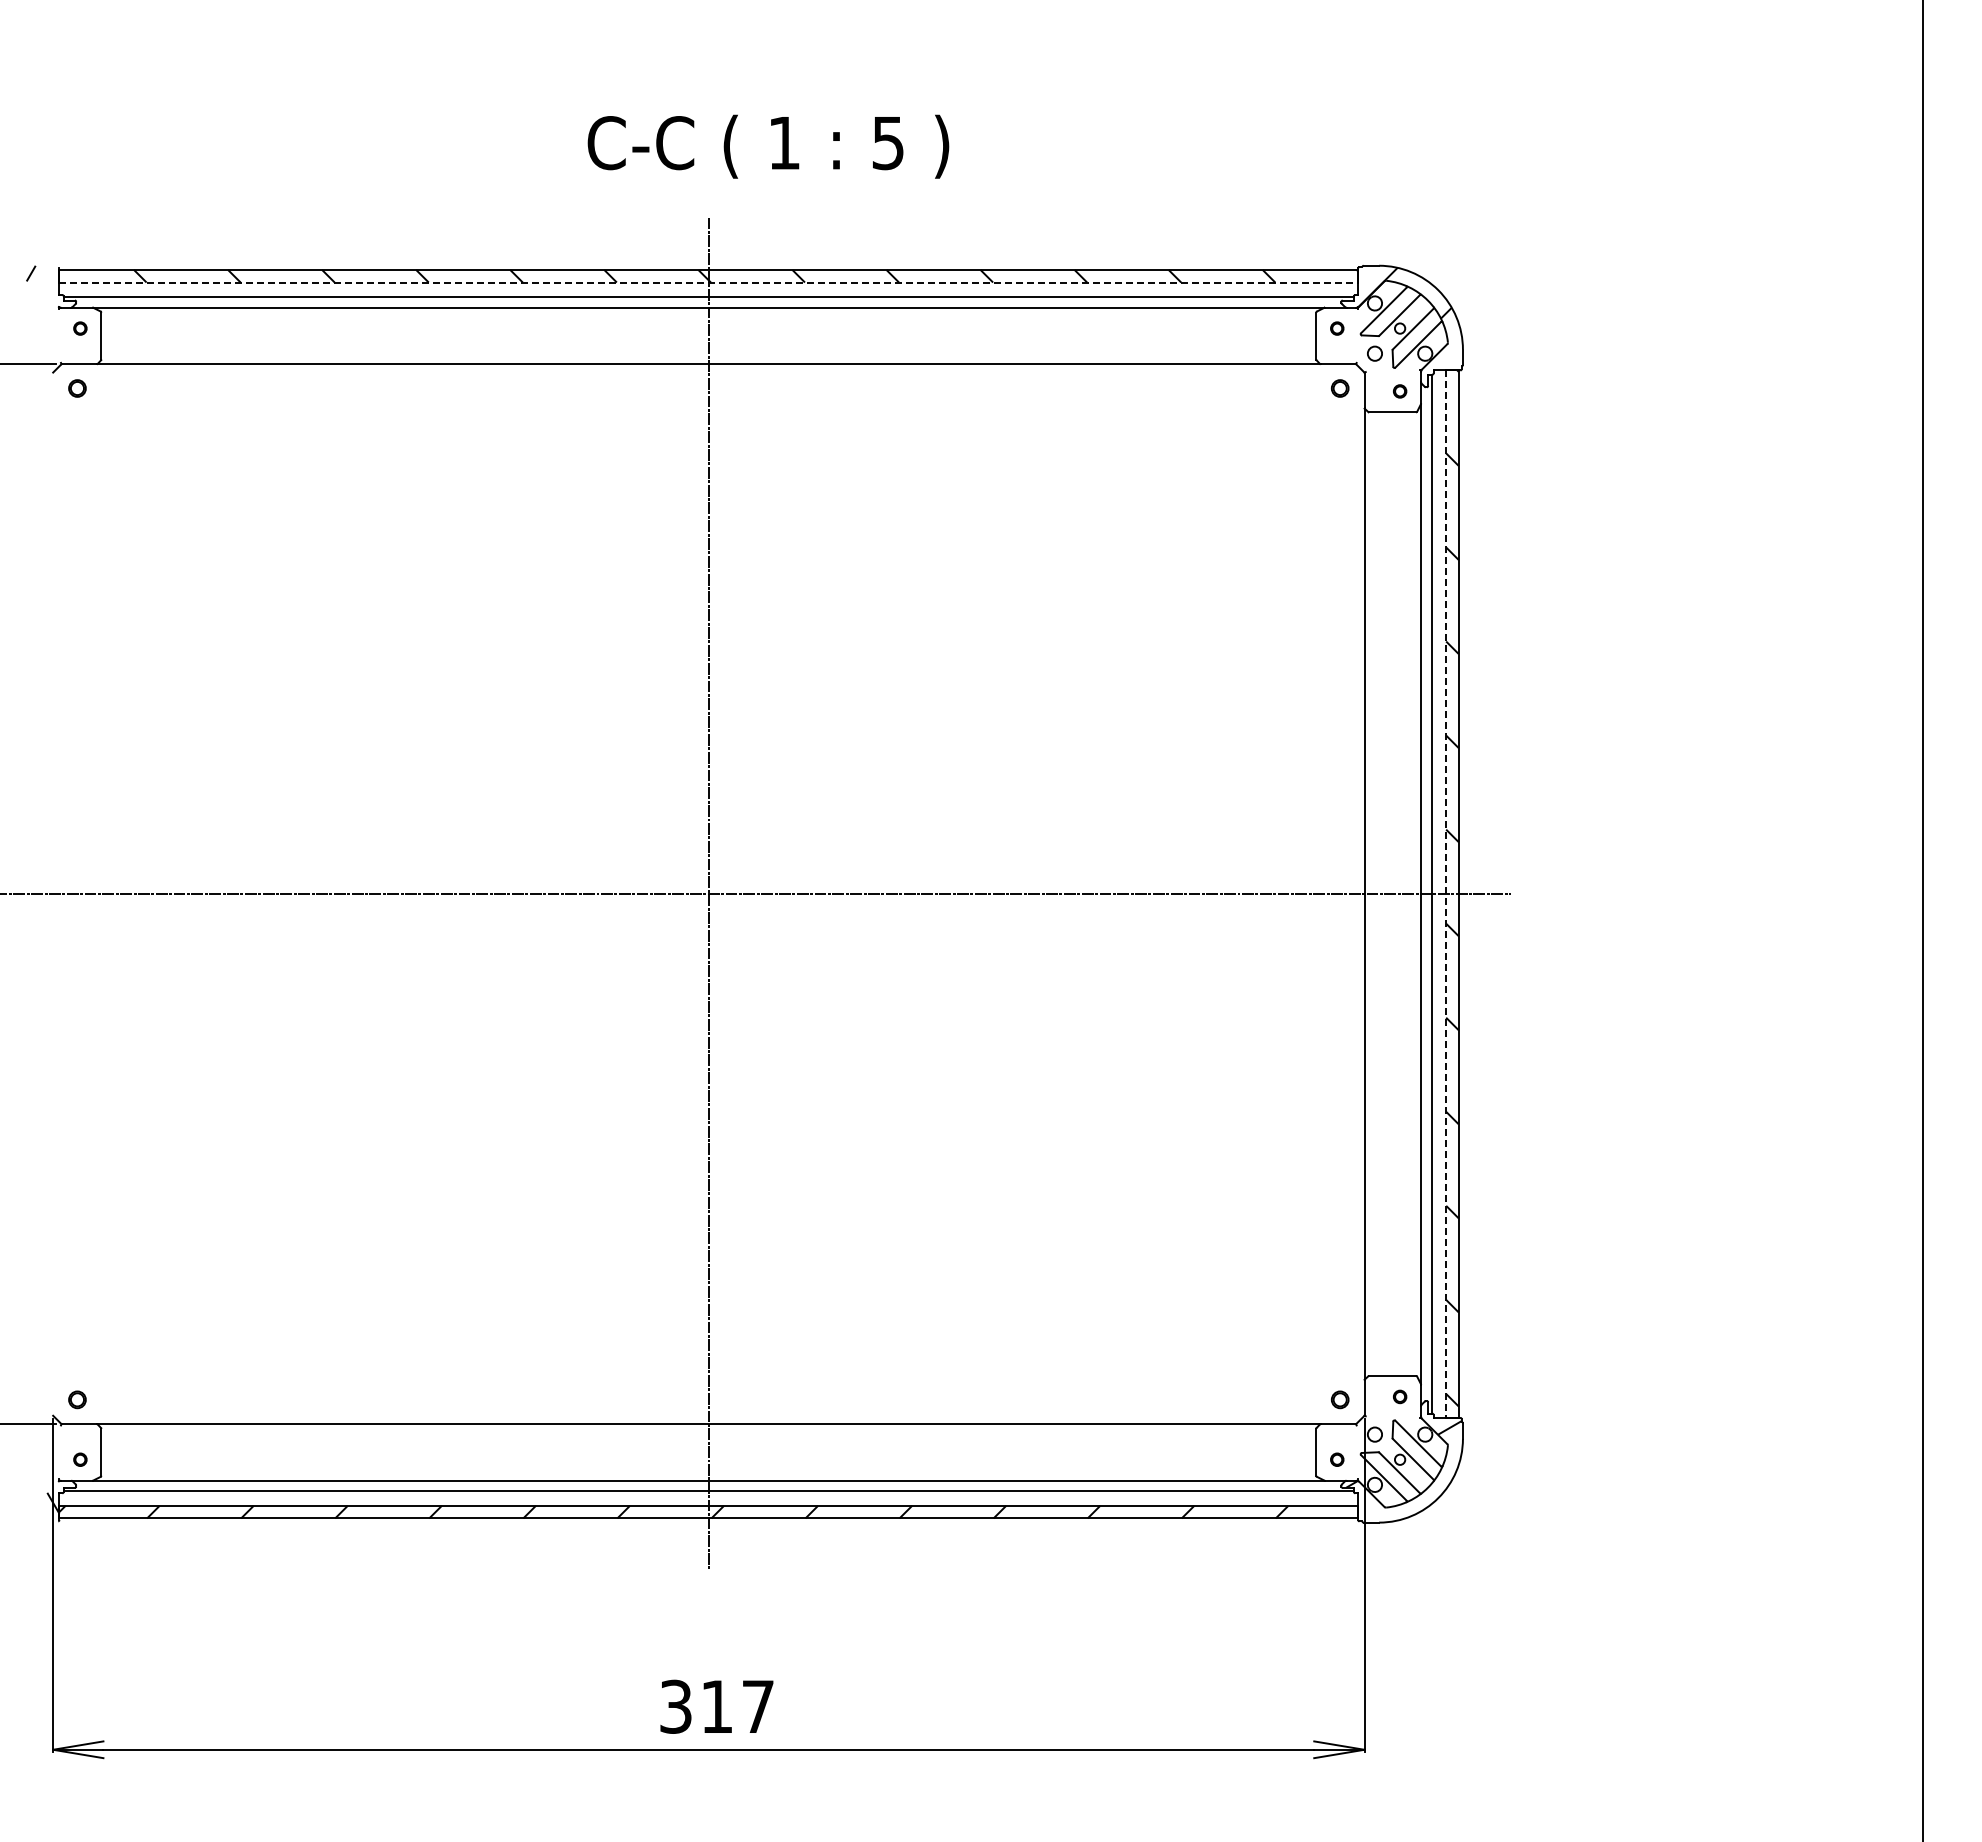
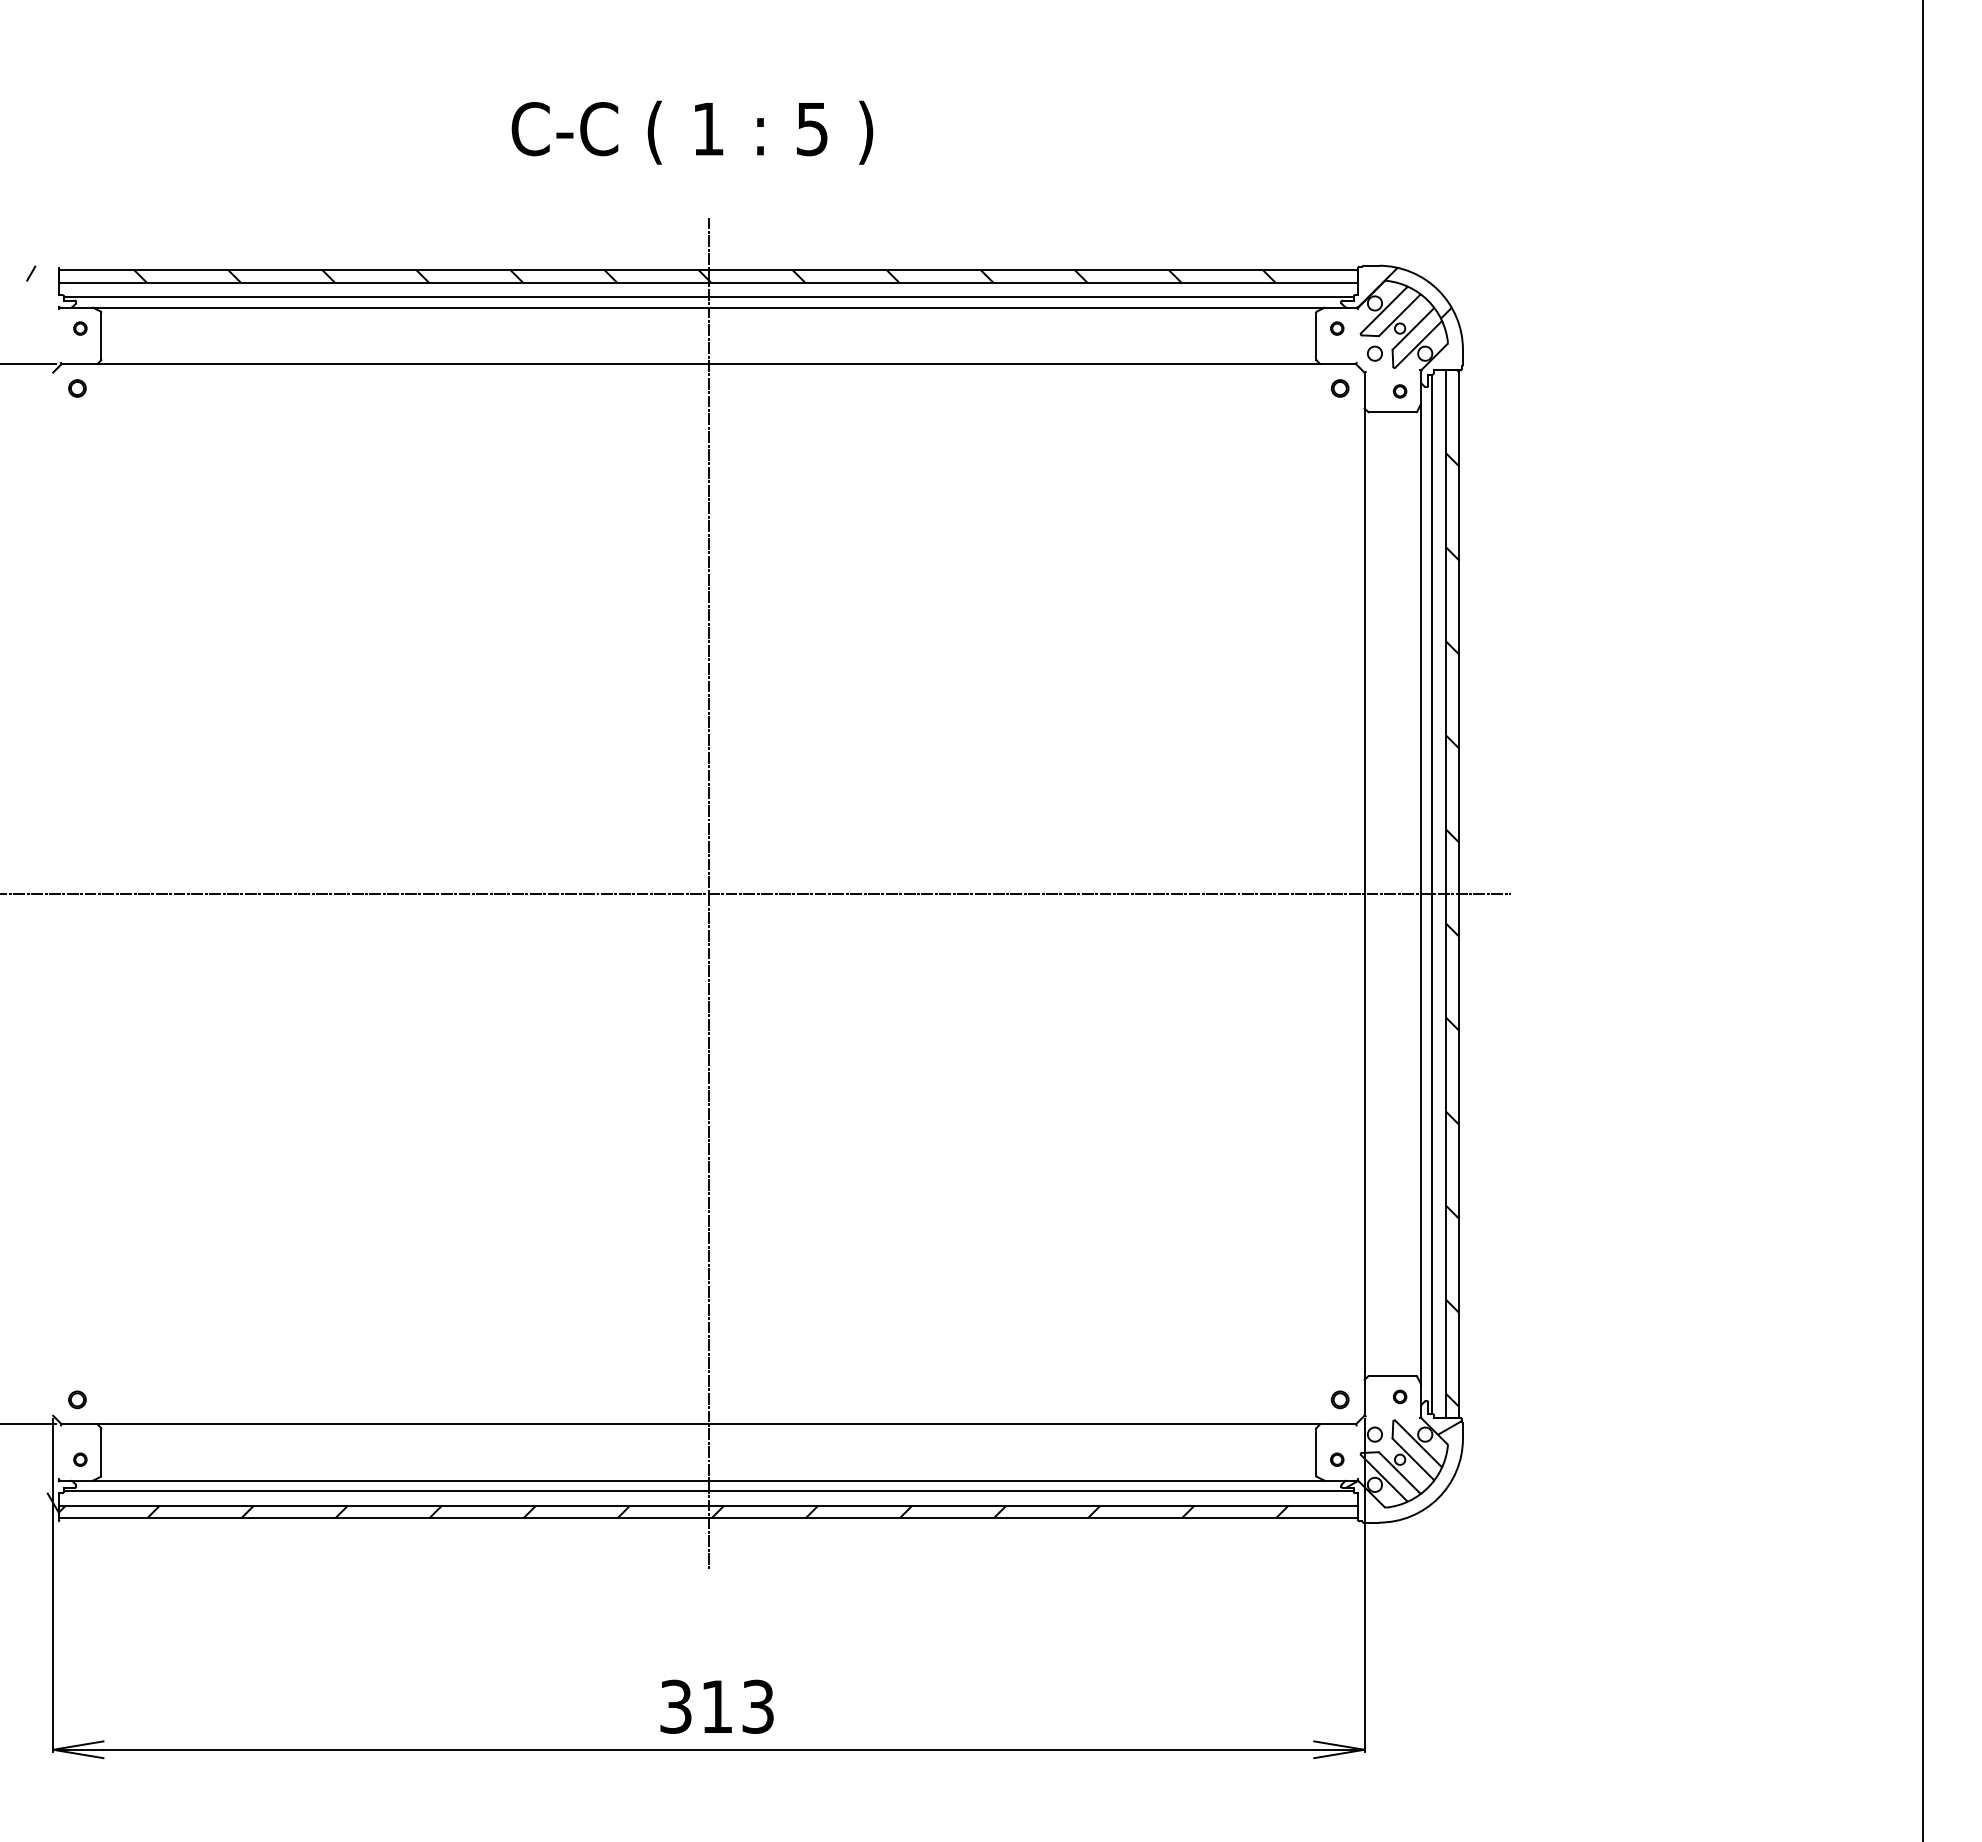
text position: (768, 146) -> (692, 132) (692, 132)
line: dashed -> solid (709, 282)
line: dashed -> solid (1446, 894)
text: 317 -> 313 (757, 1706)
